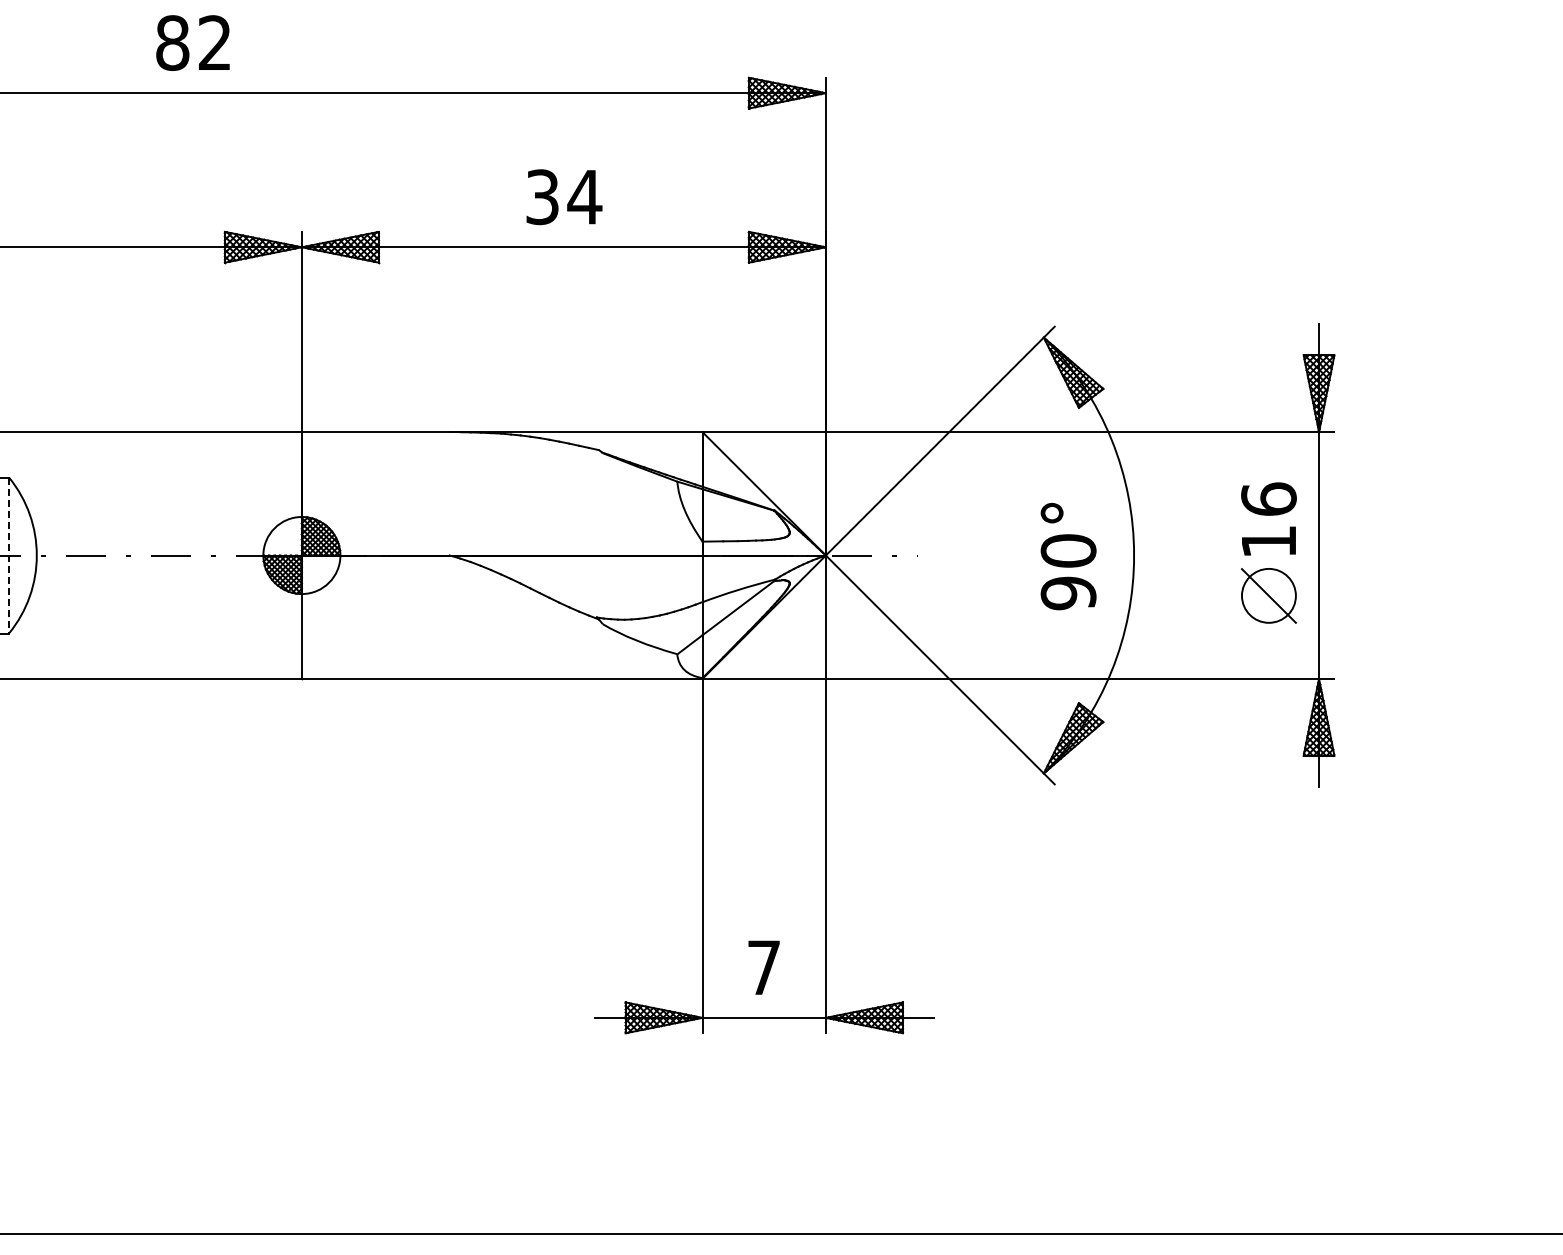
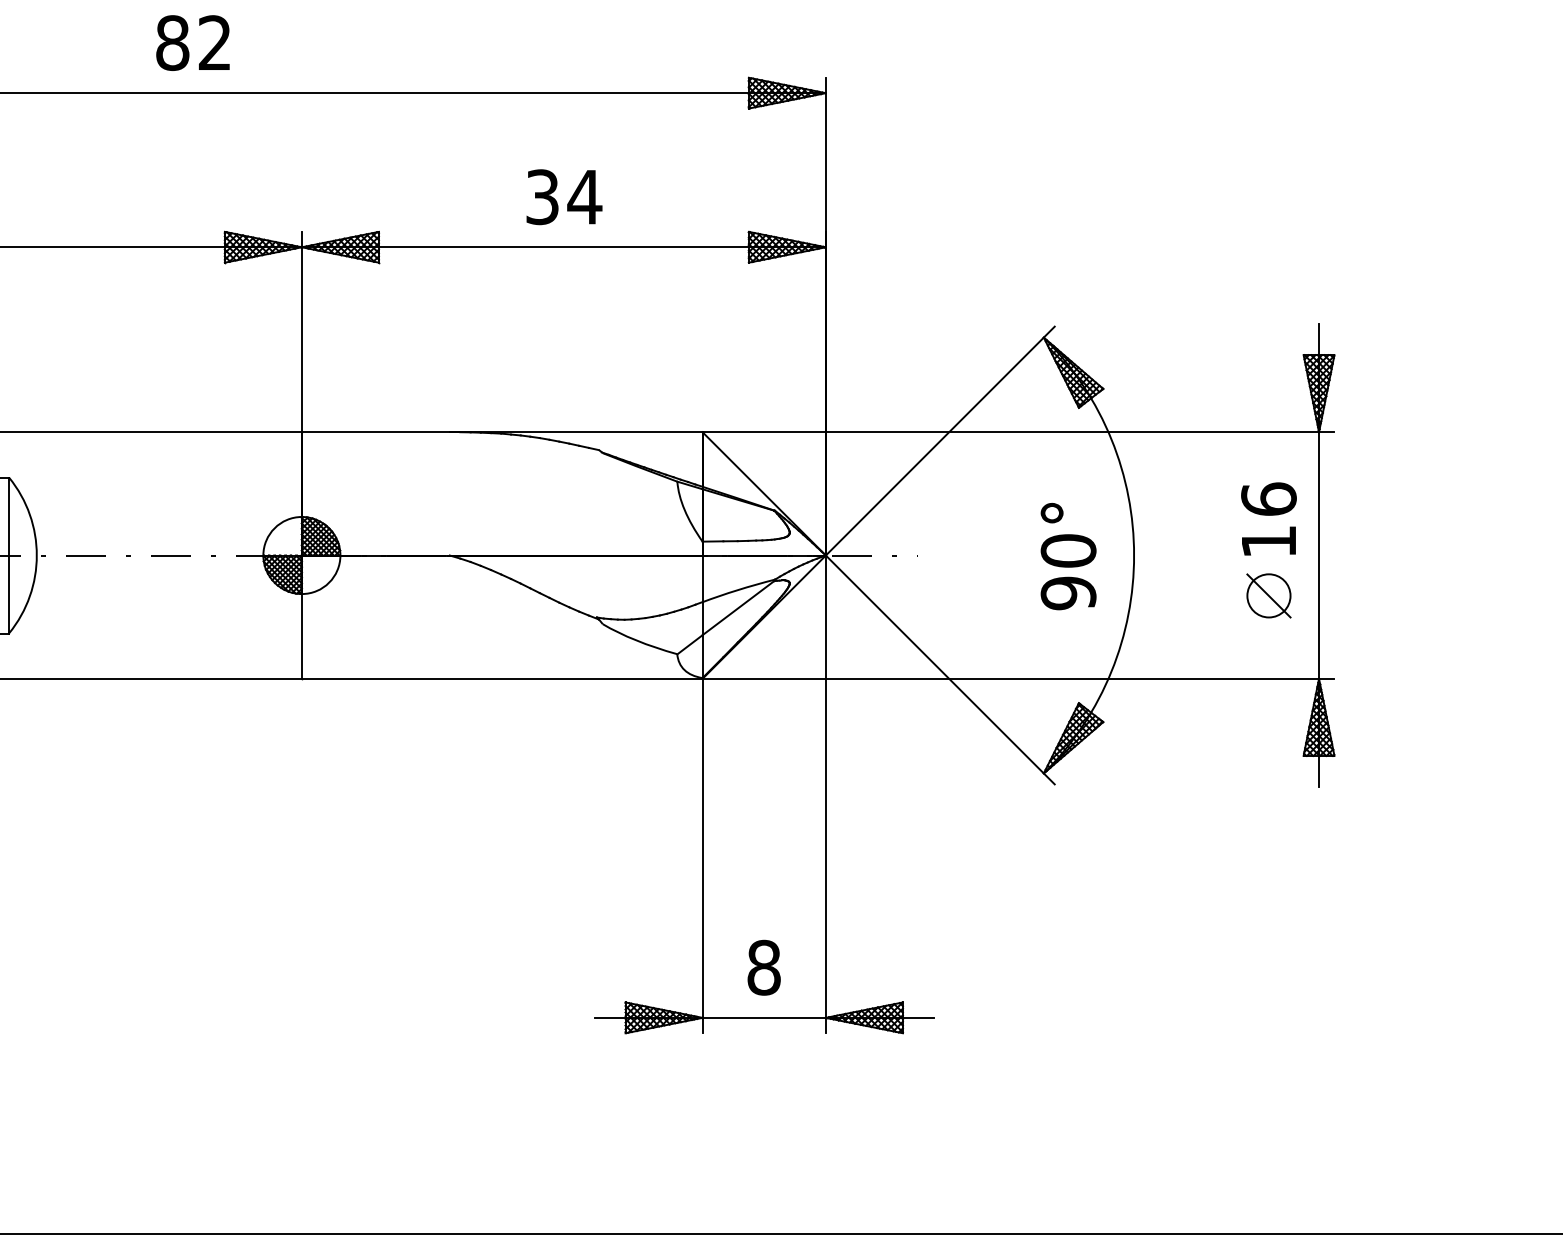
line: dashed -> solid (9, 555)
part size: 56x56 px -> 46x46 px (1268, 595)
text: 7 -> 8 (763, 967)
